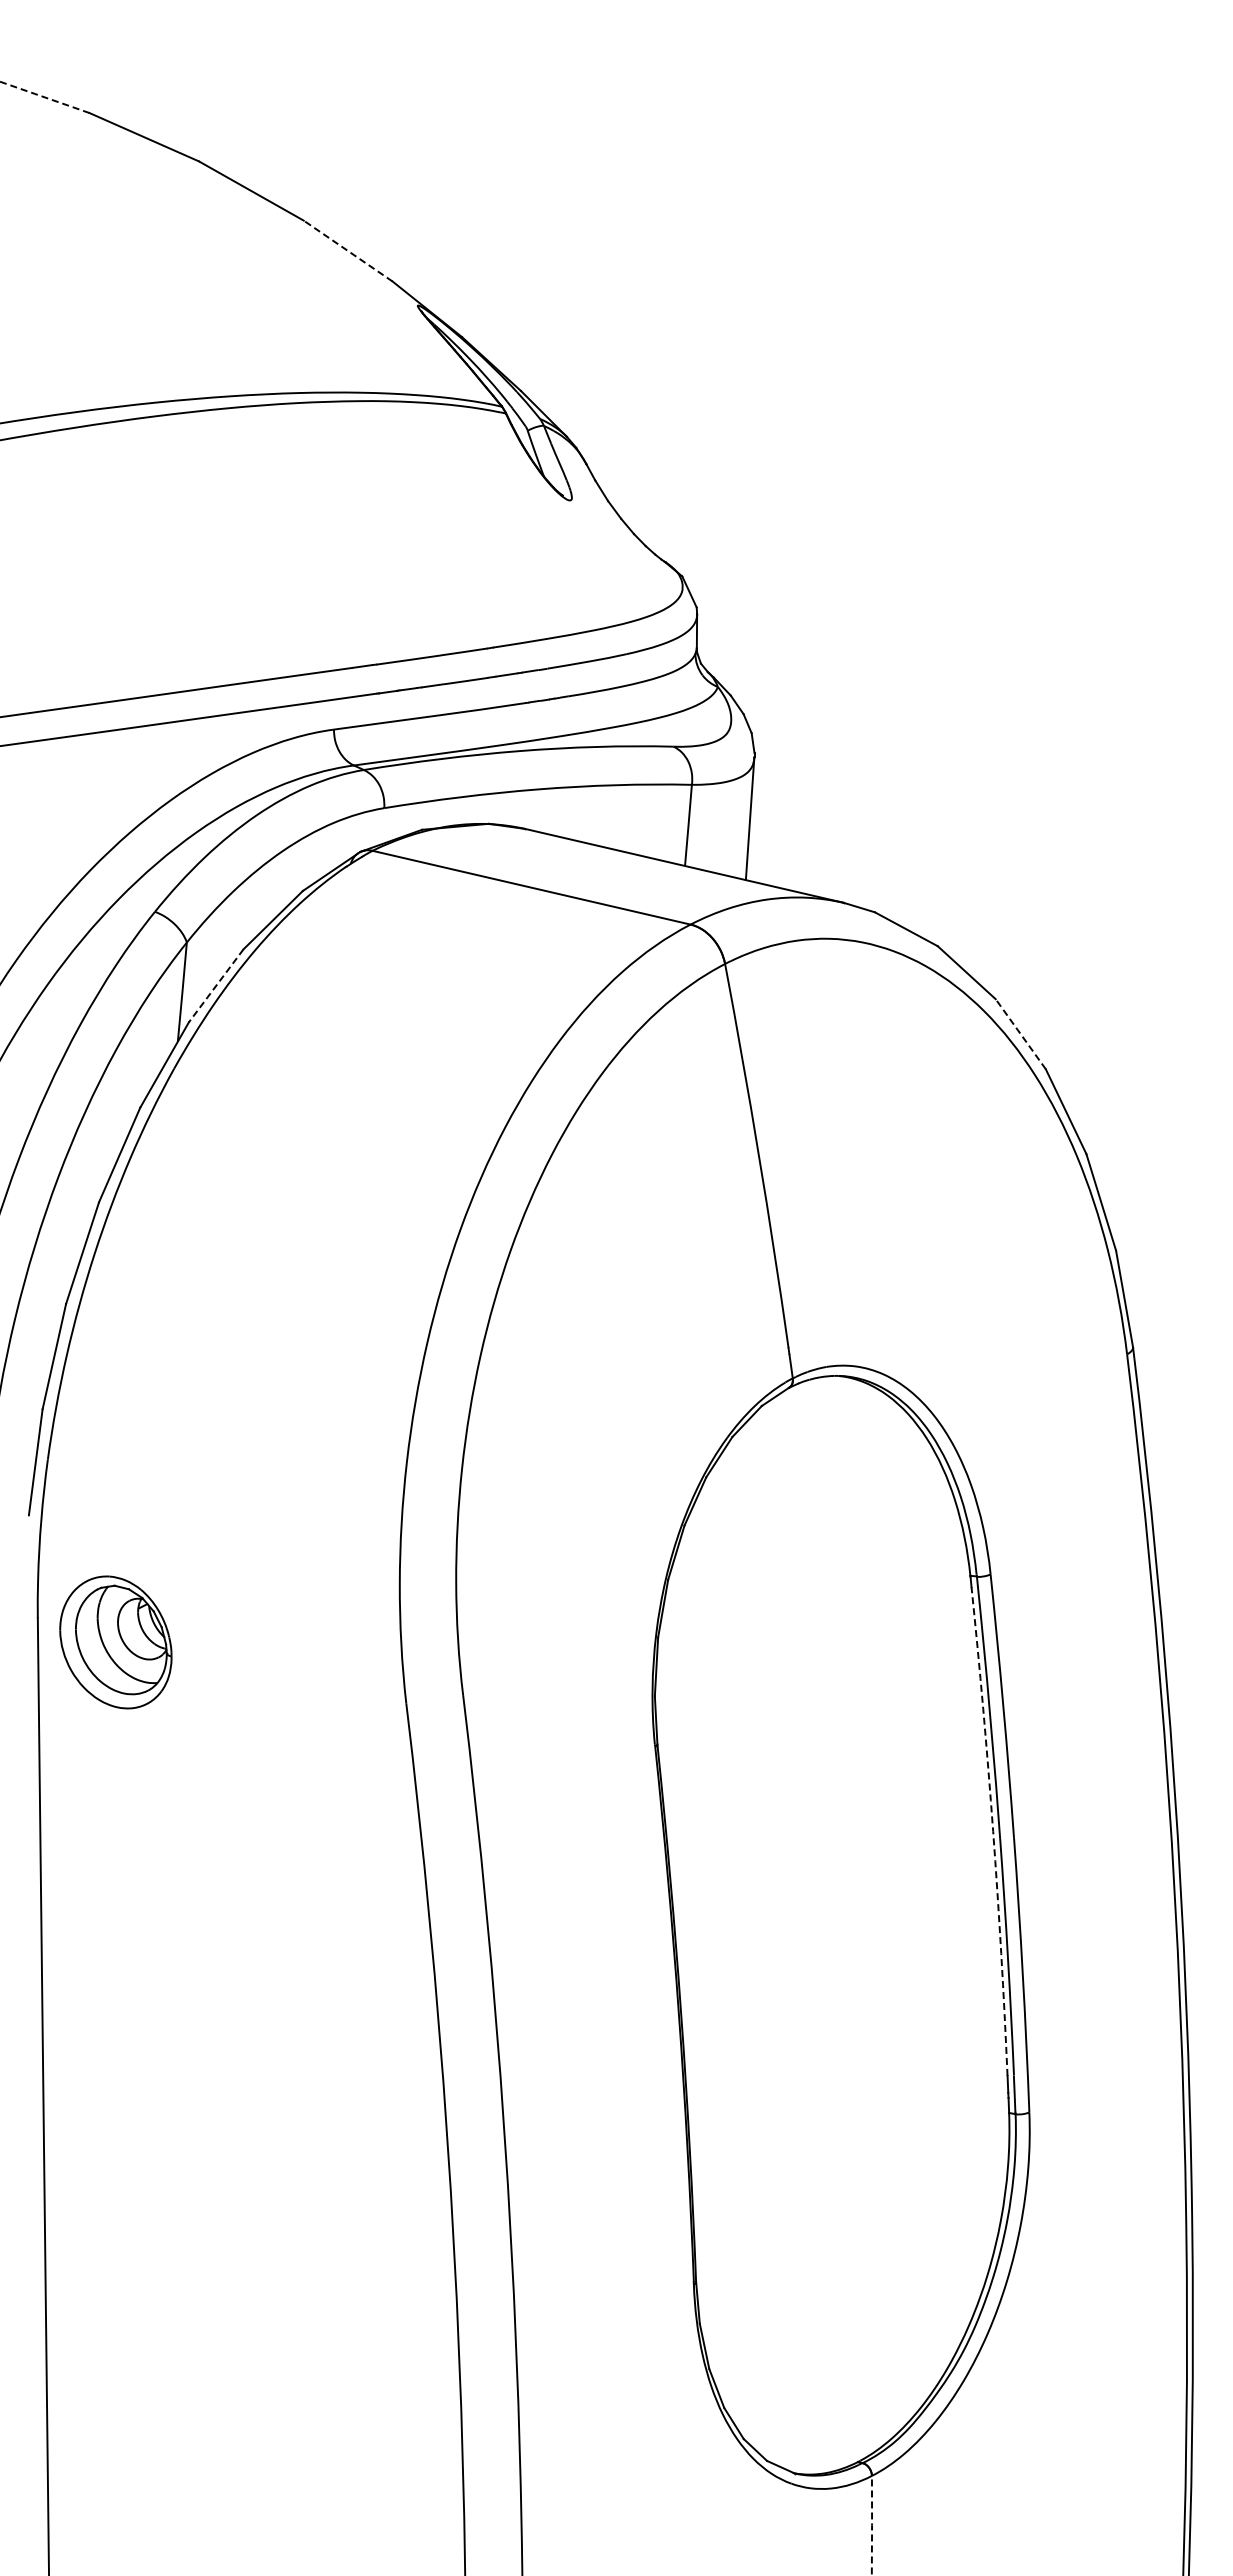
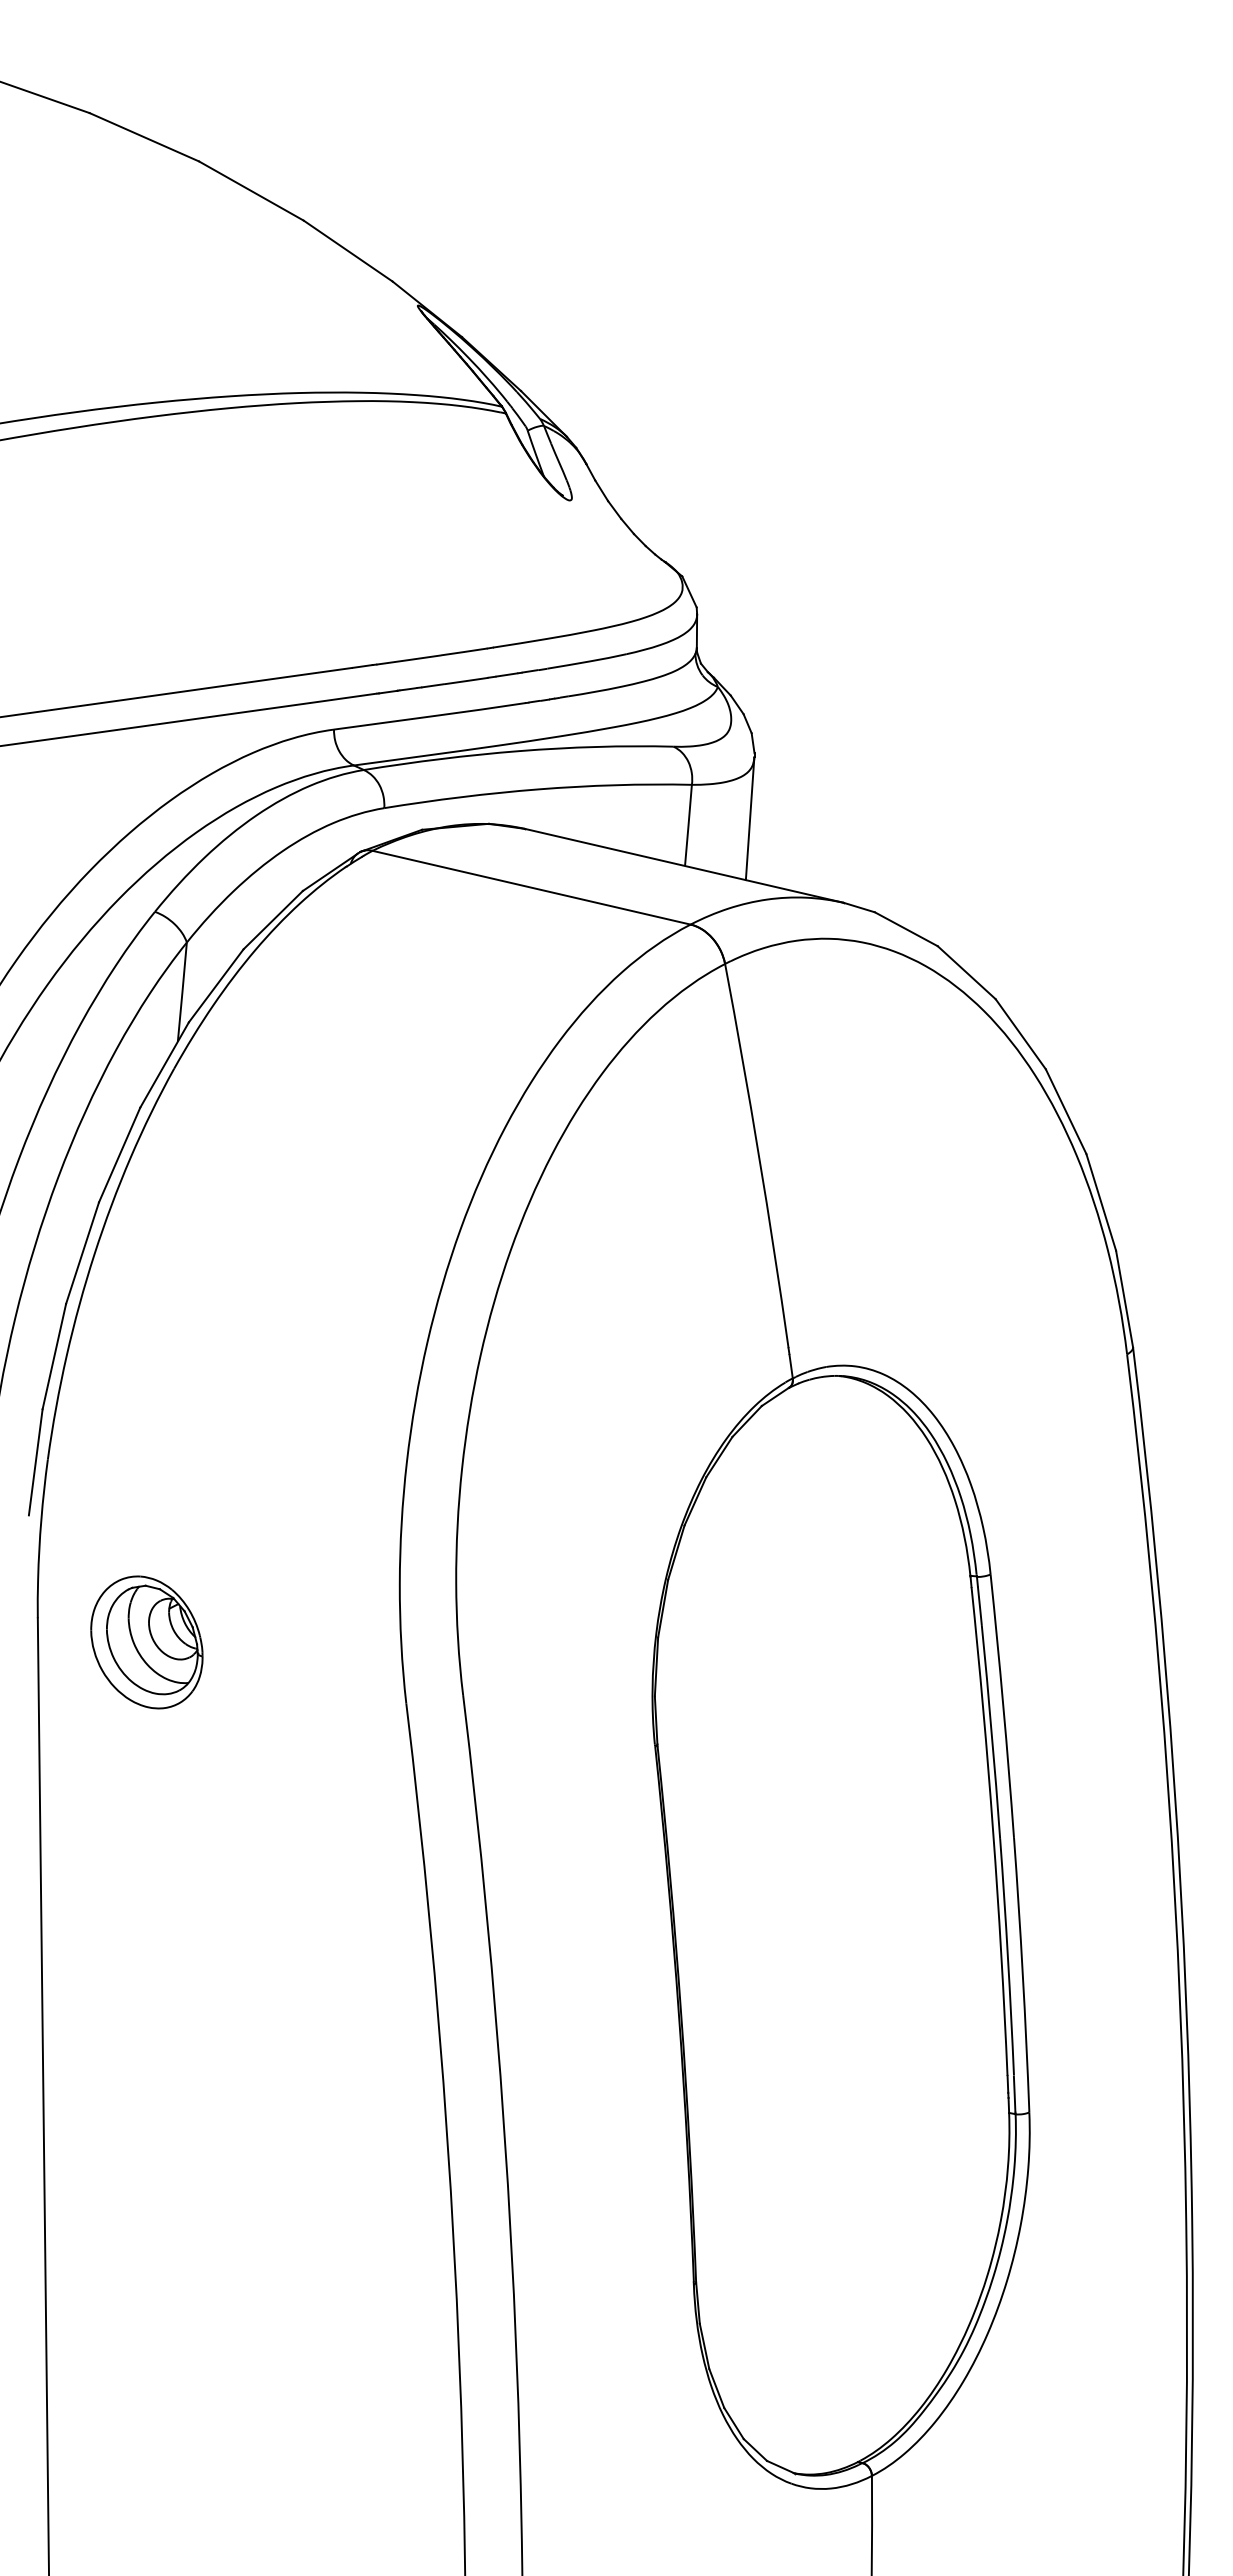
line: dashed -> solid (44, 97)
line: dashed -> solid (348, 251)
line: dashed -> solid (216, 985)
line: dashed -> solid (1020, 1033)
part position: (115, 1642) -> (146, 1642) (146, 1642)
arc: dashed -> solid (993, 1831)
arc: dashed -> solid (871, 2525)
